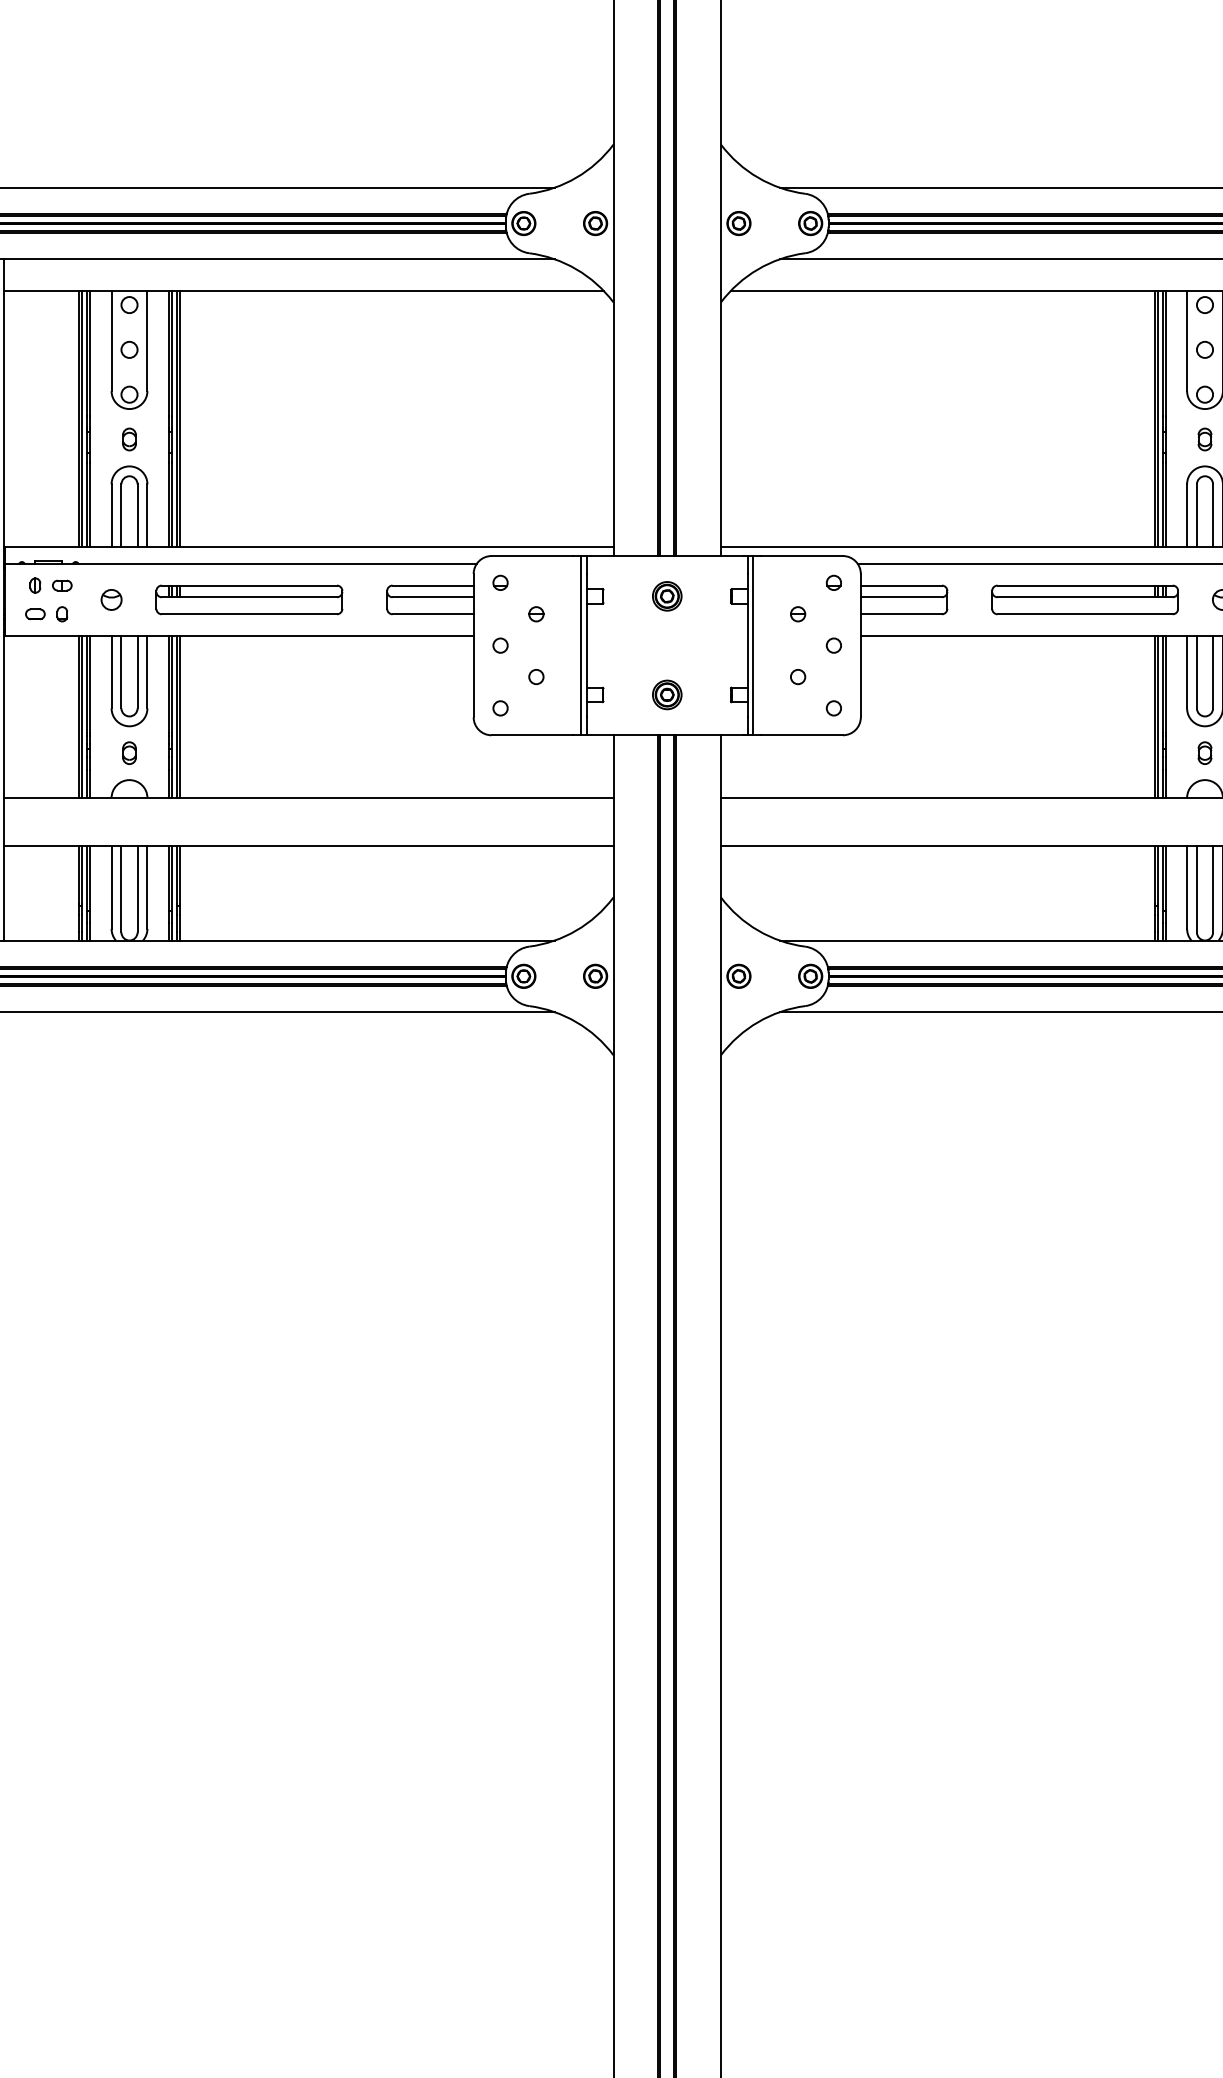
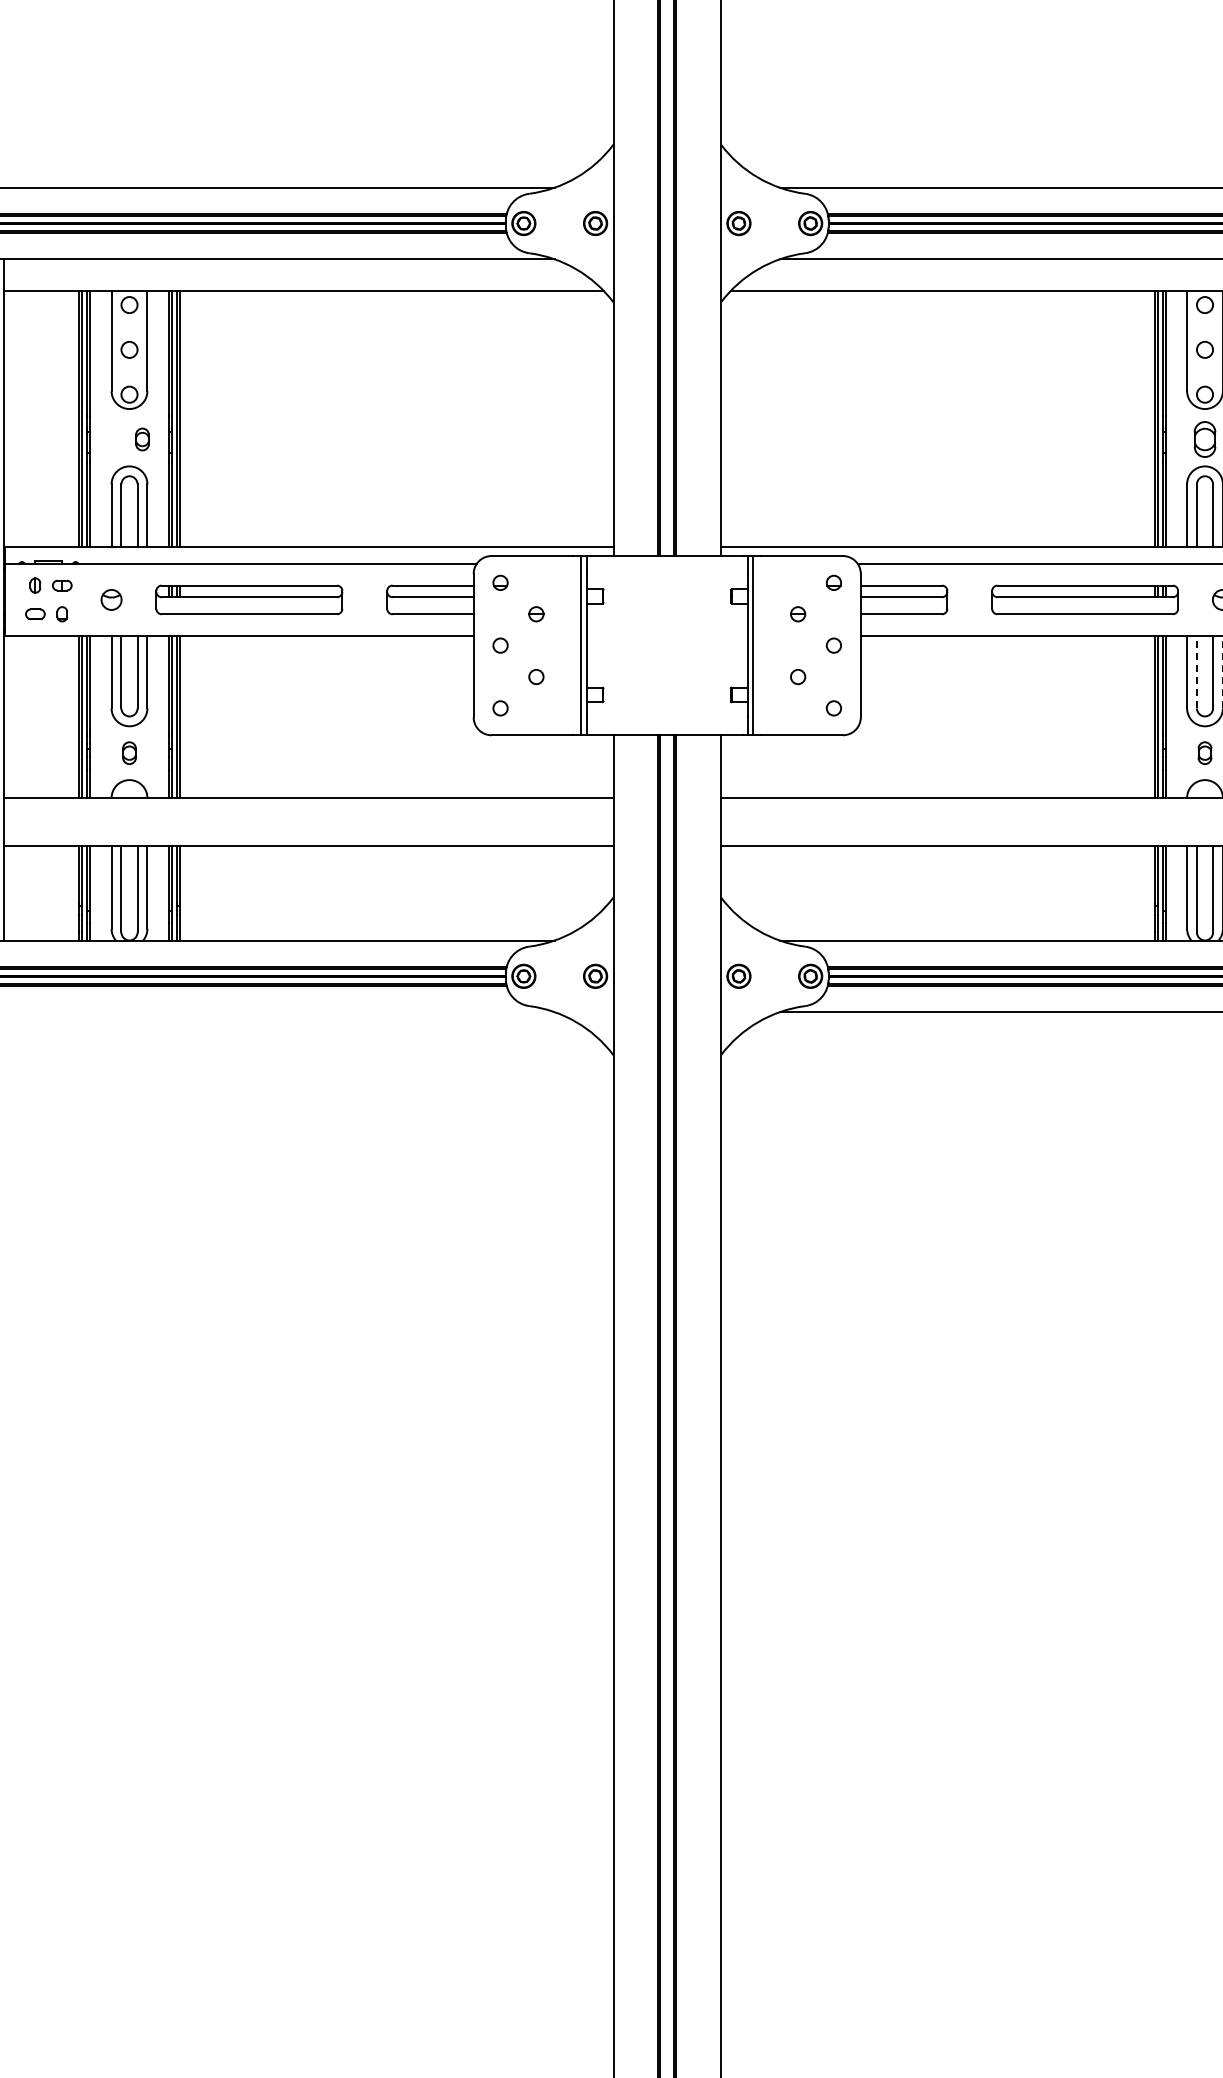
part position: (129, 439) -> (142, 439) (142, 439)
part size: 16x25 px -> 24x37 px (1204, 439)
part: present -> none (667, 596)
line: solid -> dashed (1196, 671)
line: solid -> dashed (1222, 671)
part: present -> none (667, 694)
line: present -> none (278, 1012)
